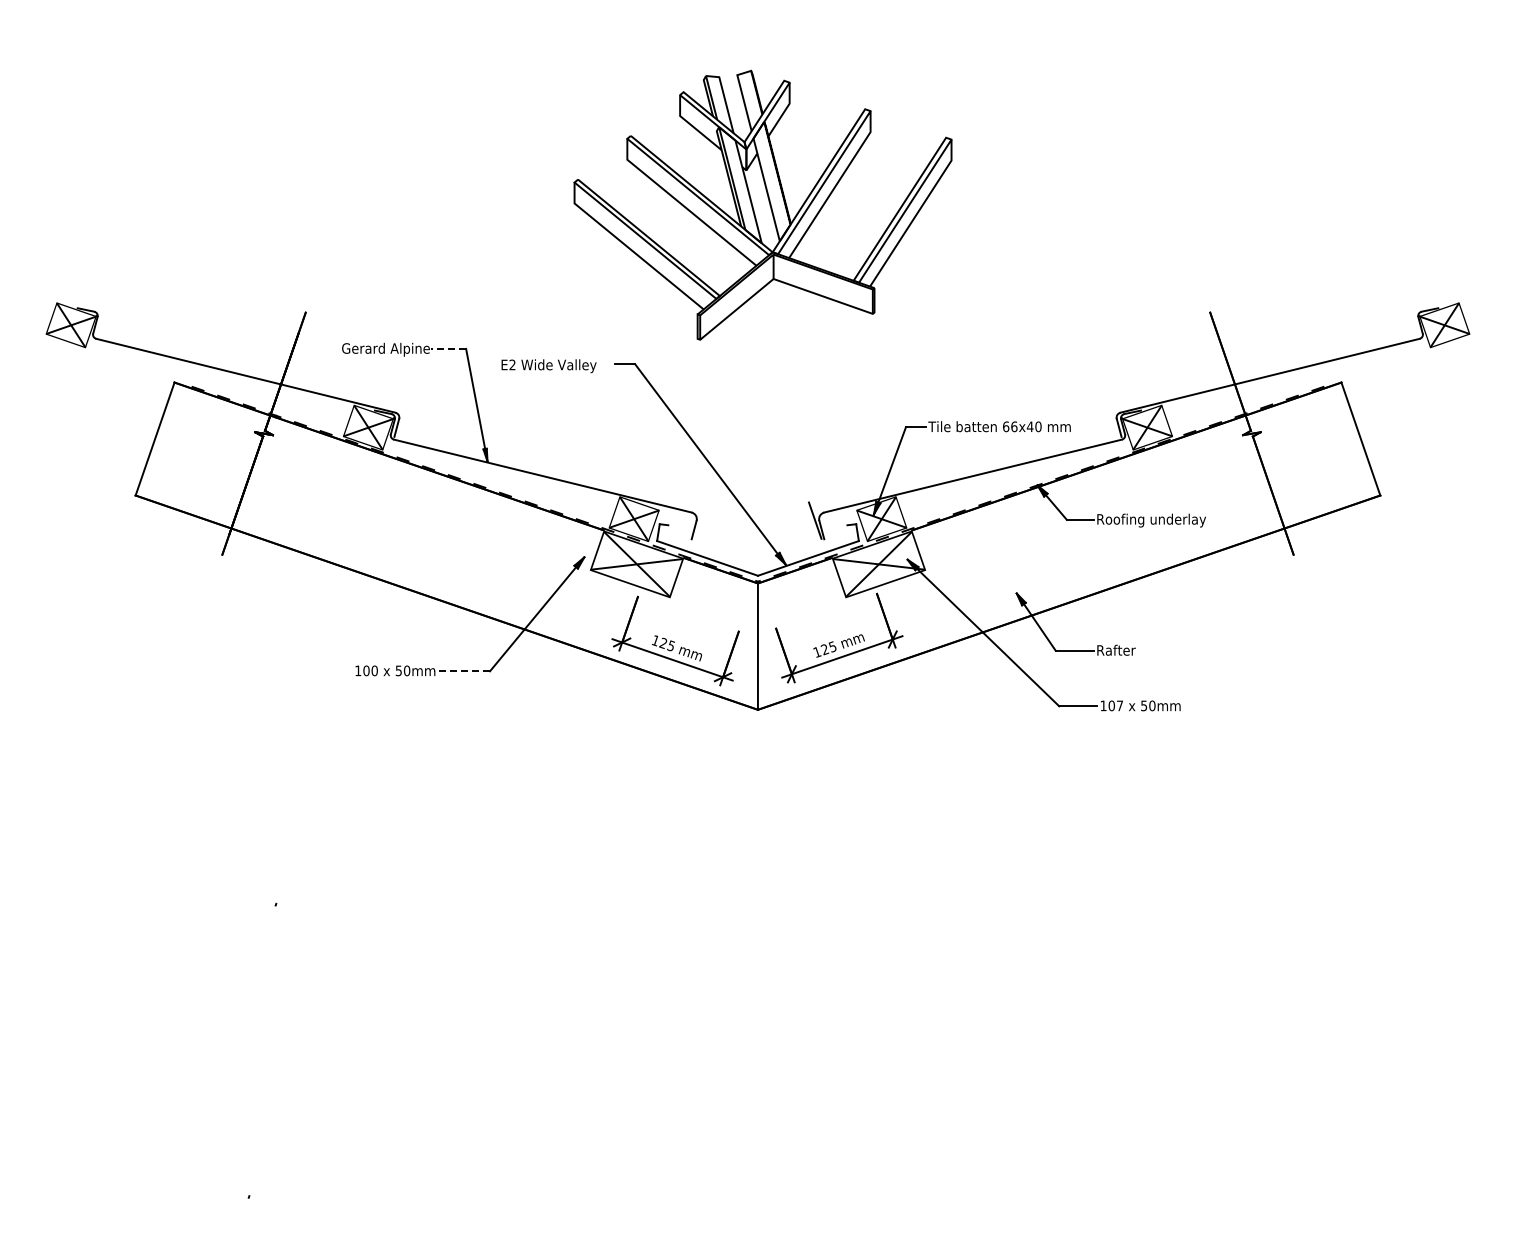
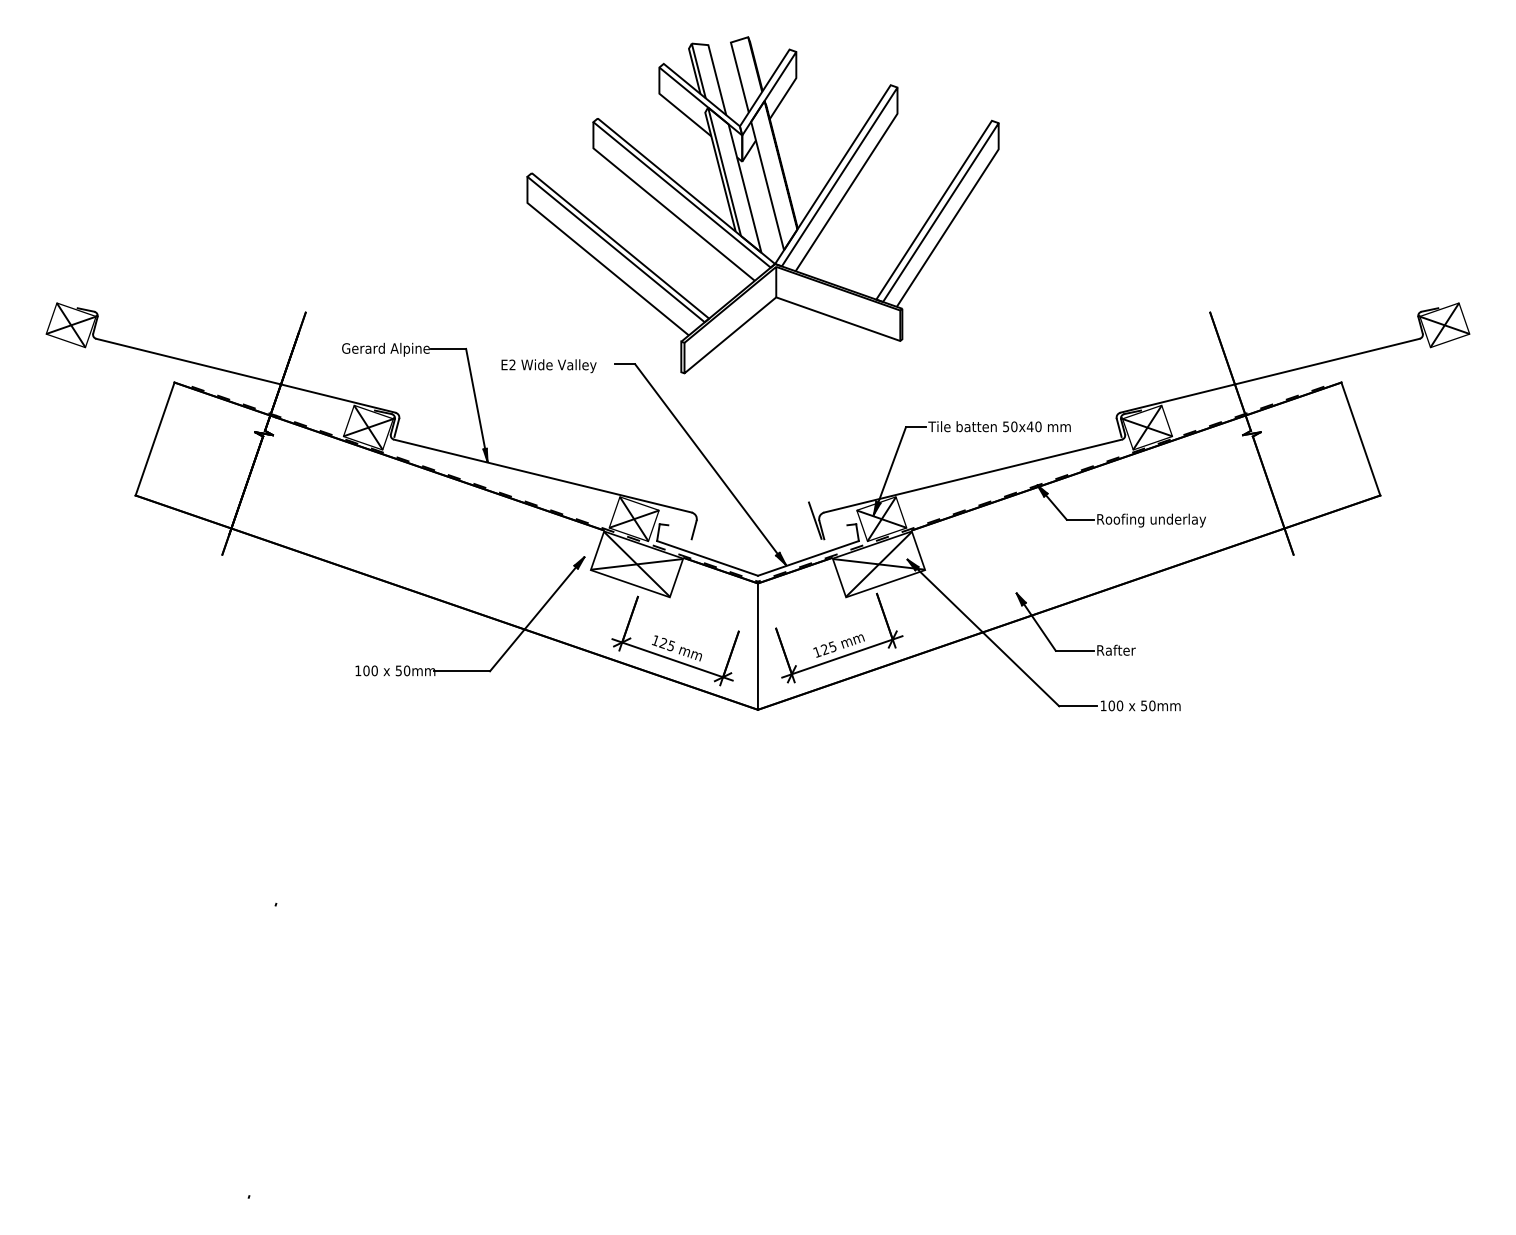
part size: 380x272 px -> 474x339 px (762, 205)
line: dashed -> solid (448, 348)
text: 66x40 -> 50x40 (1010, 426)
line: dashed -> solid (462, 671)
text: 107 -> 100 (1119, 705)
